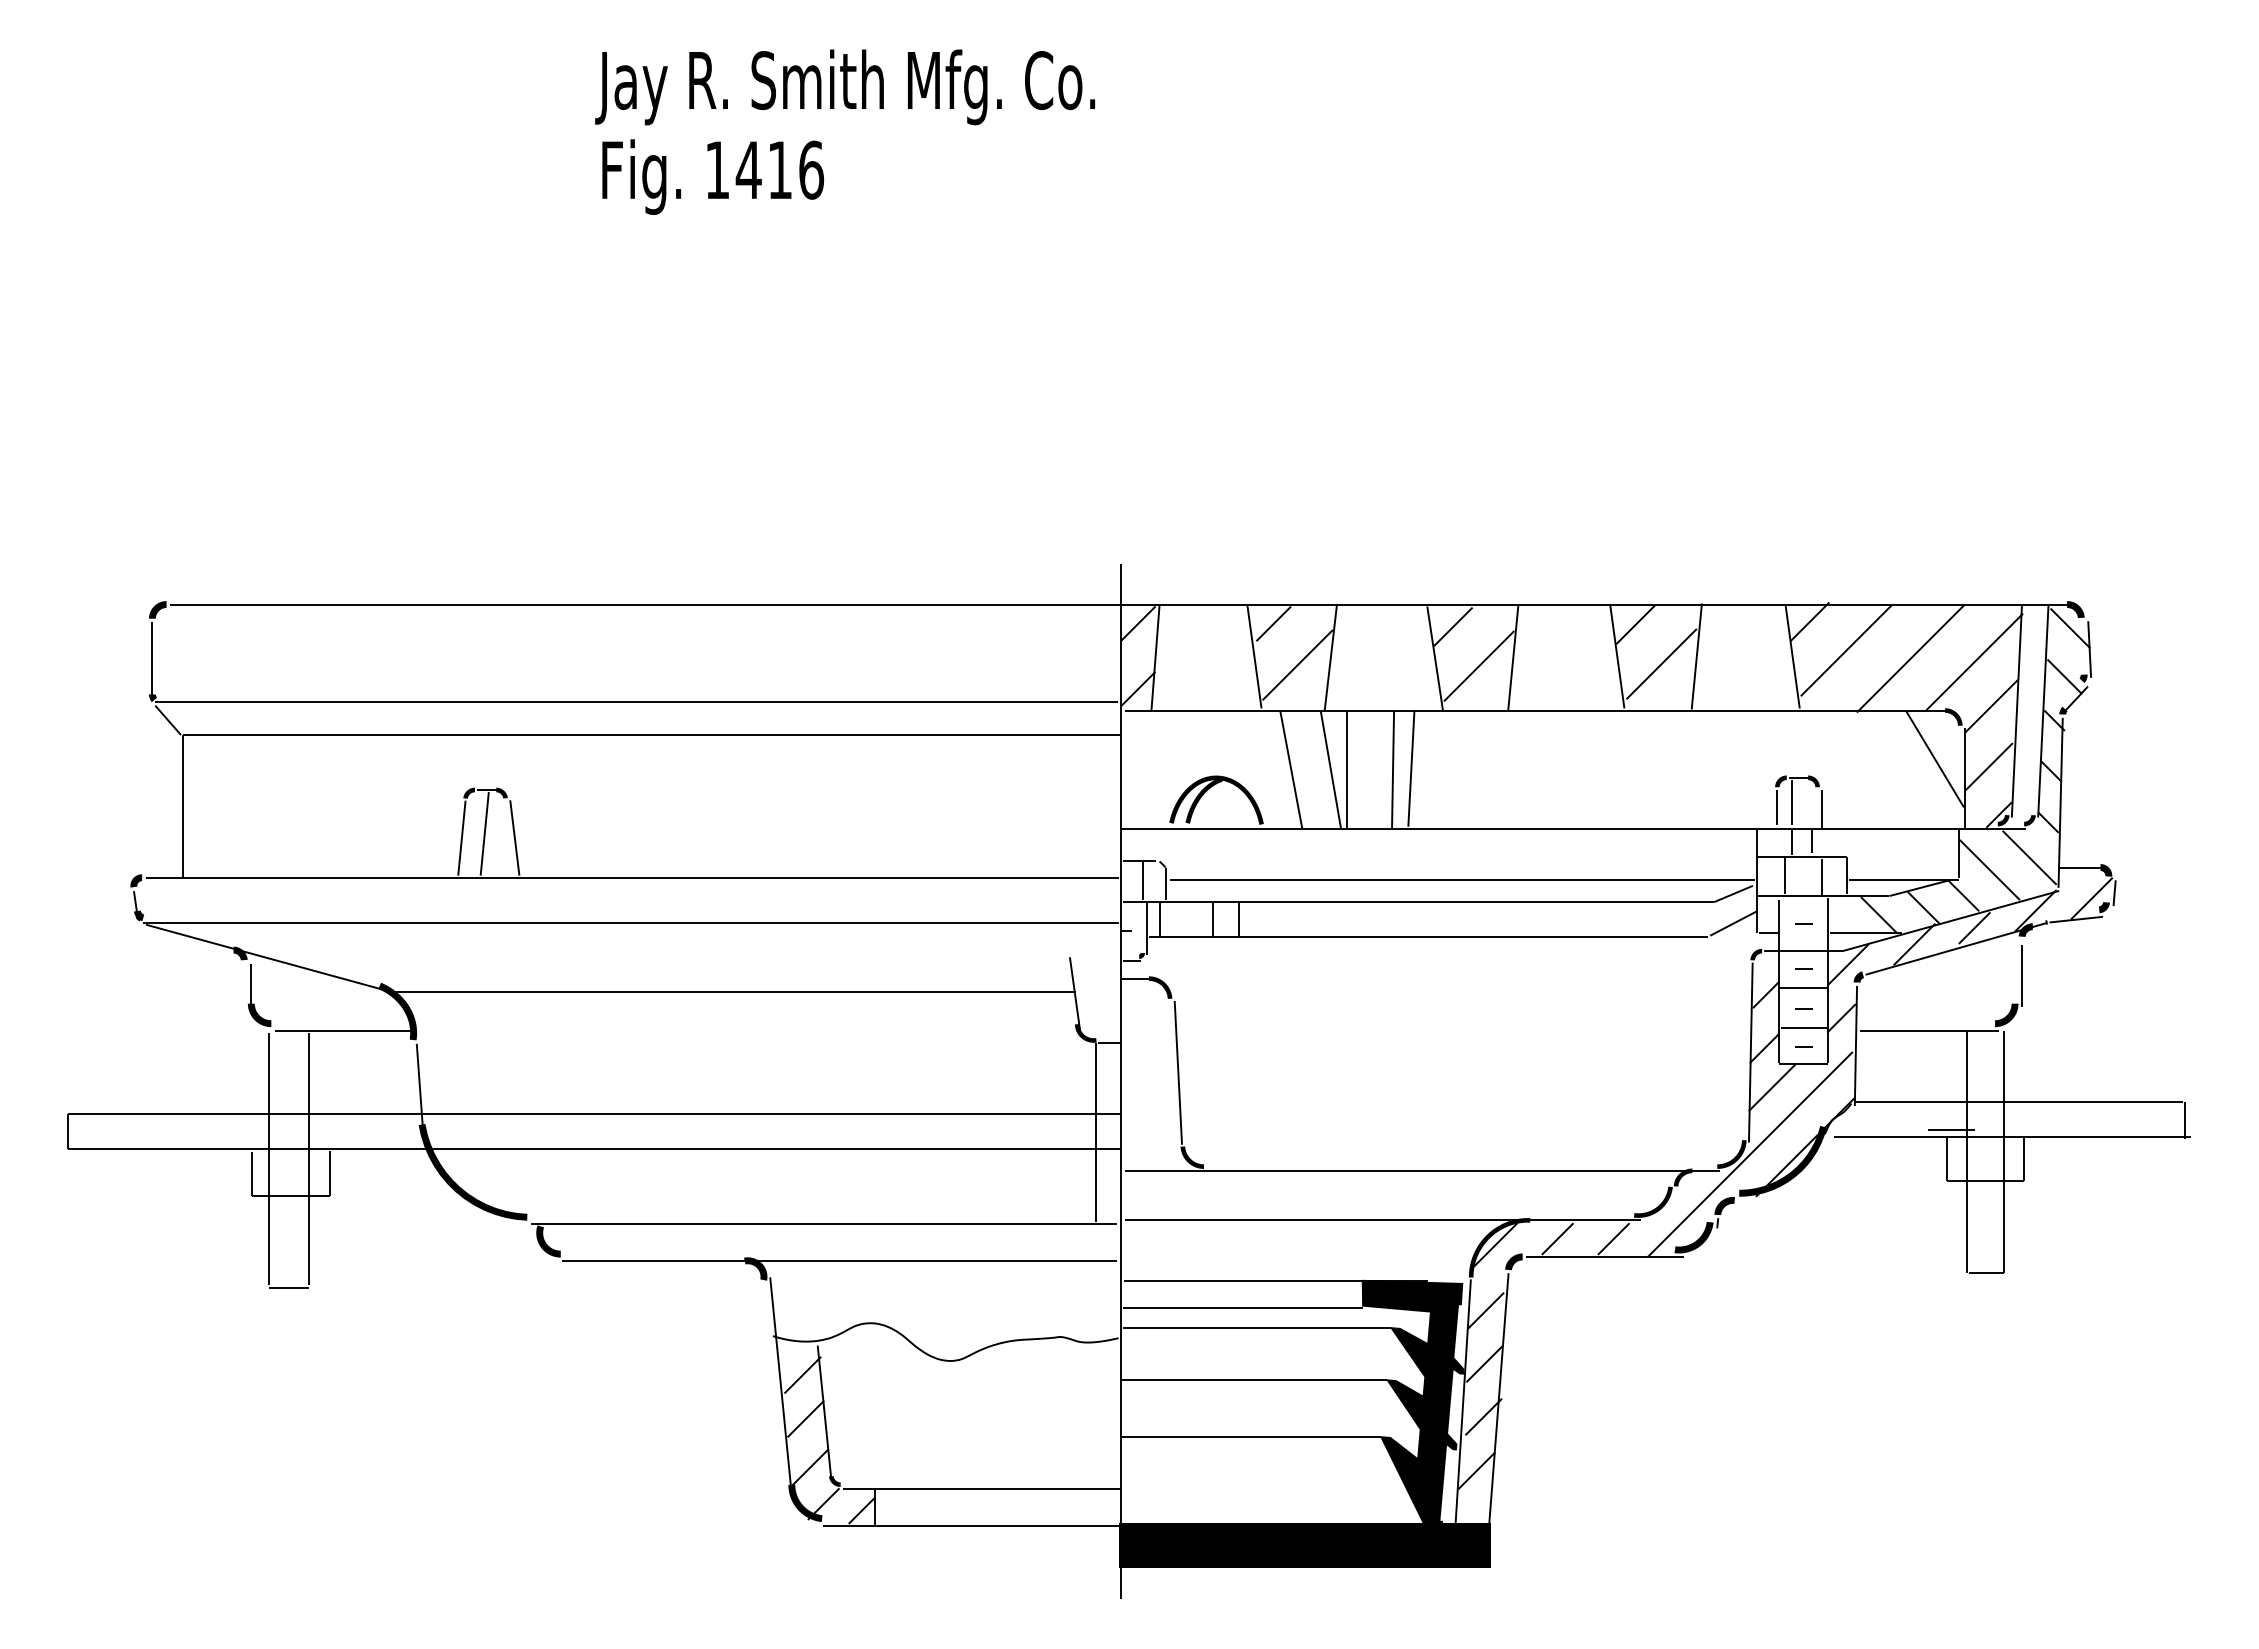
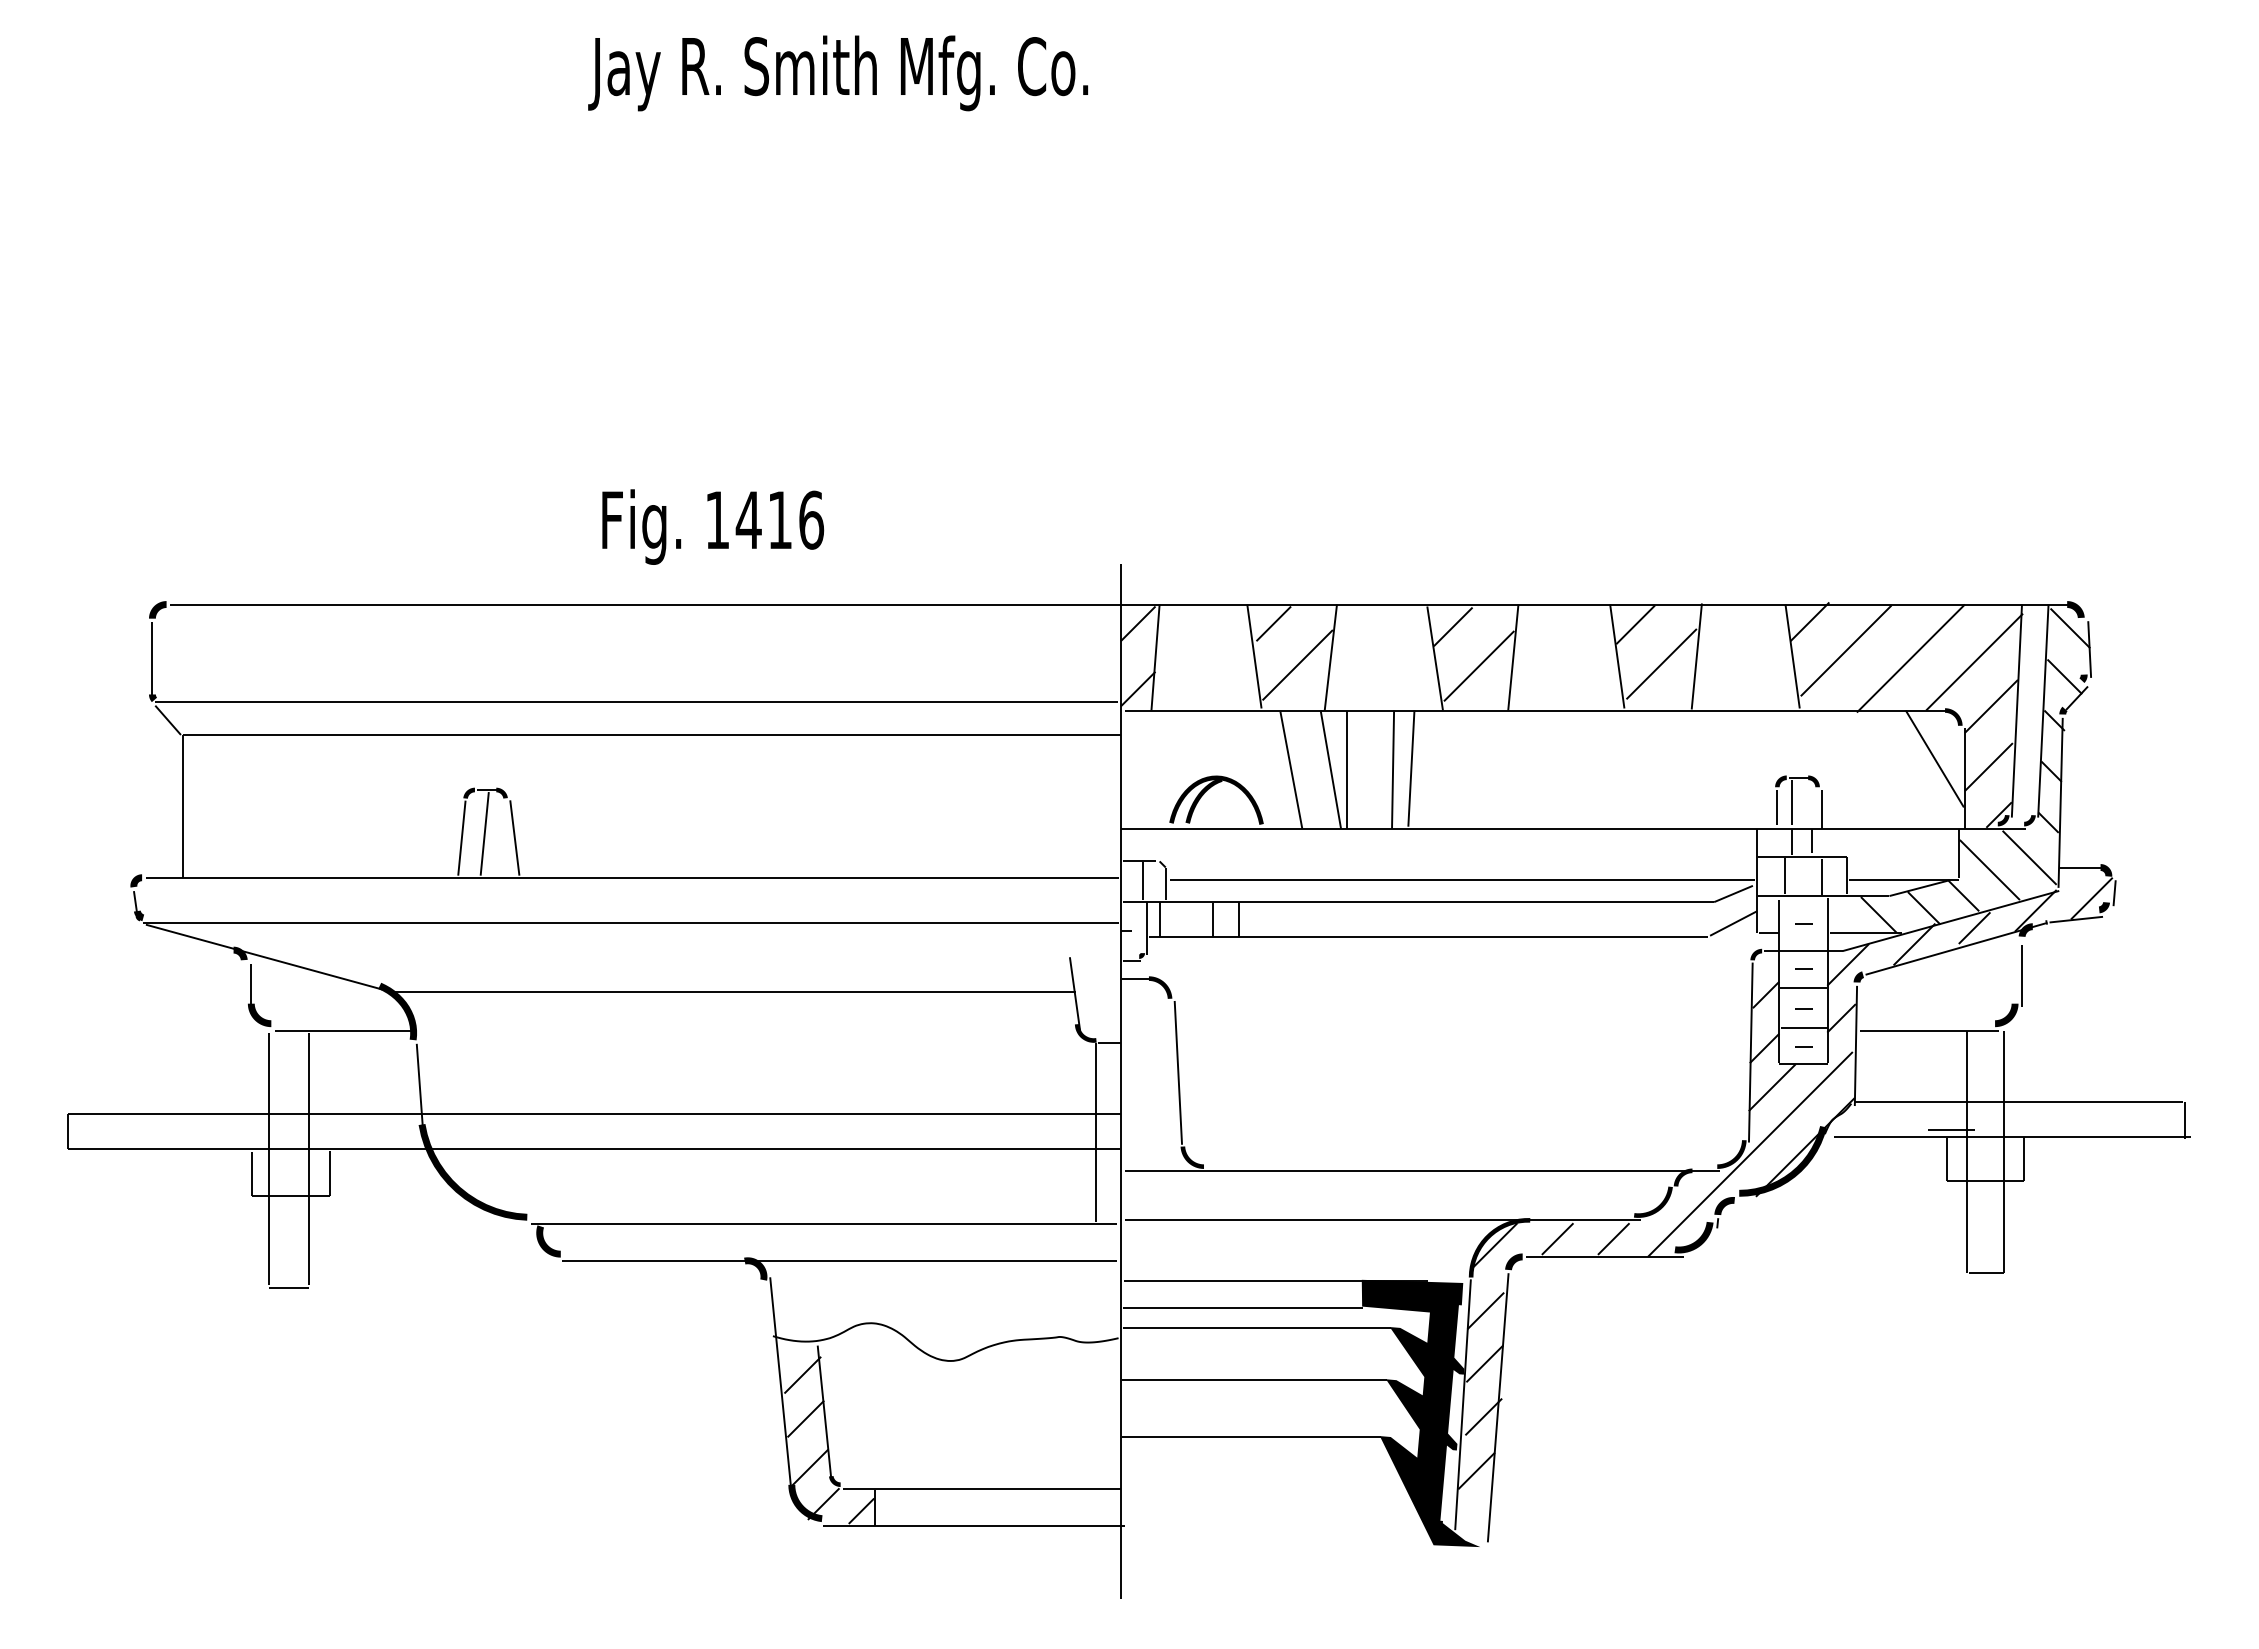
text position: (844, 87) -> (837, 73) (837, 73)
text position: (713, 176) -> (713, 526) (713, 526)
fill: present -> none (1304, 1544)
